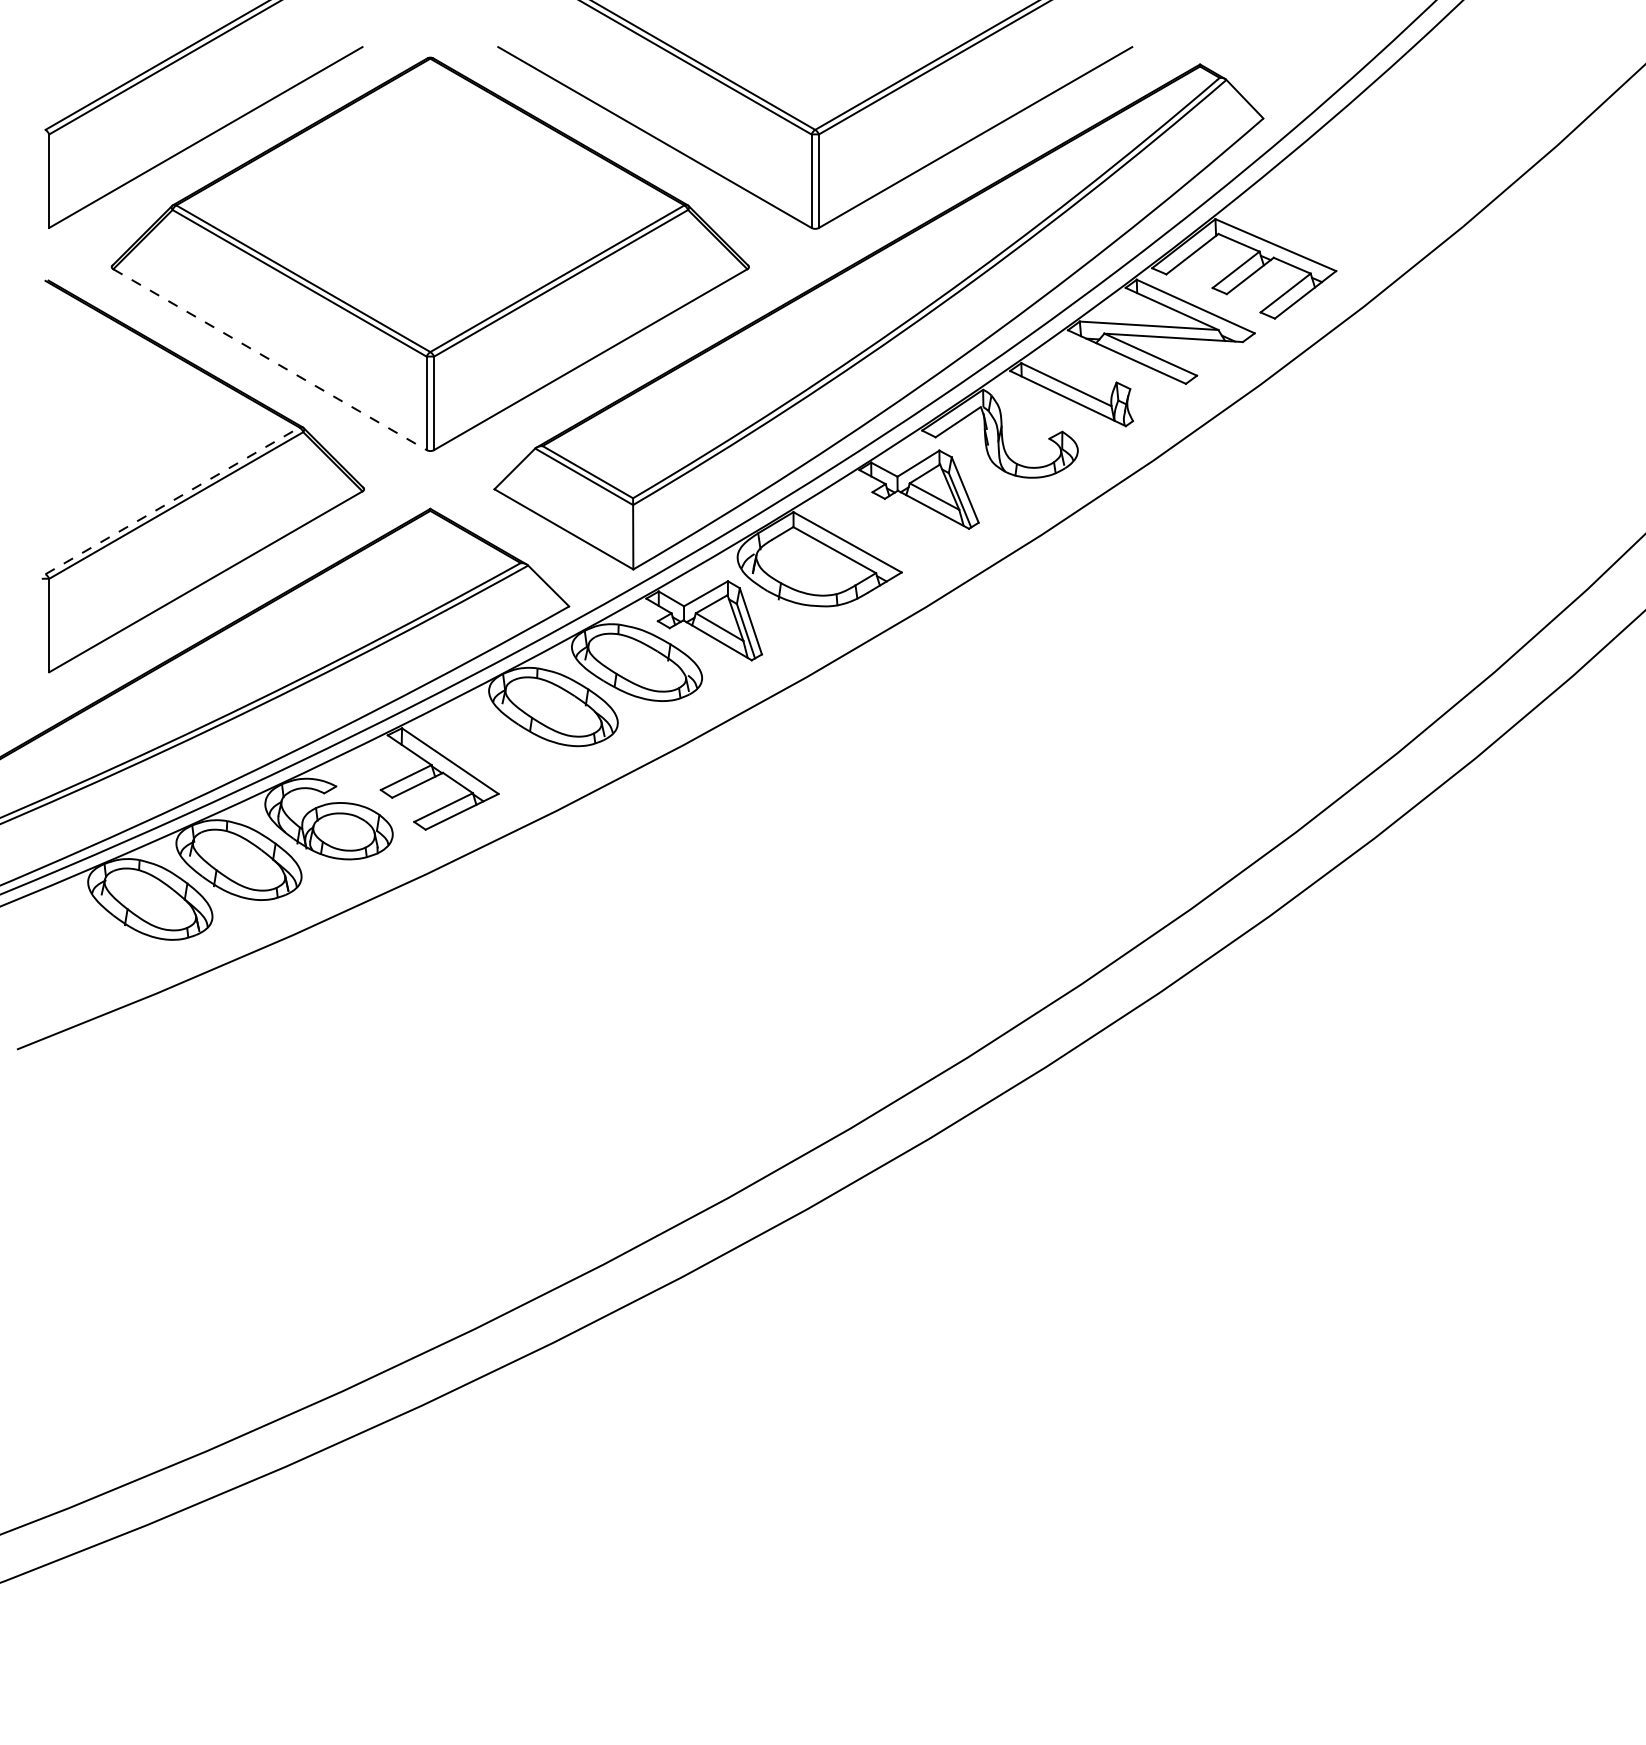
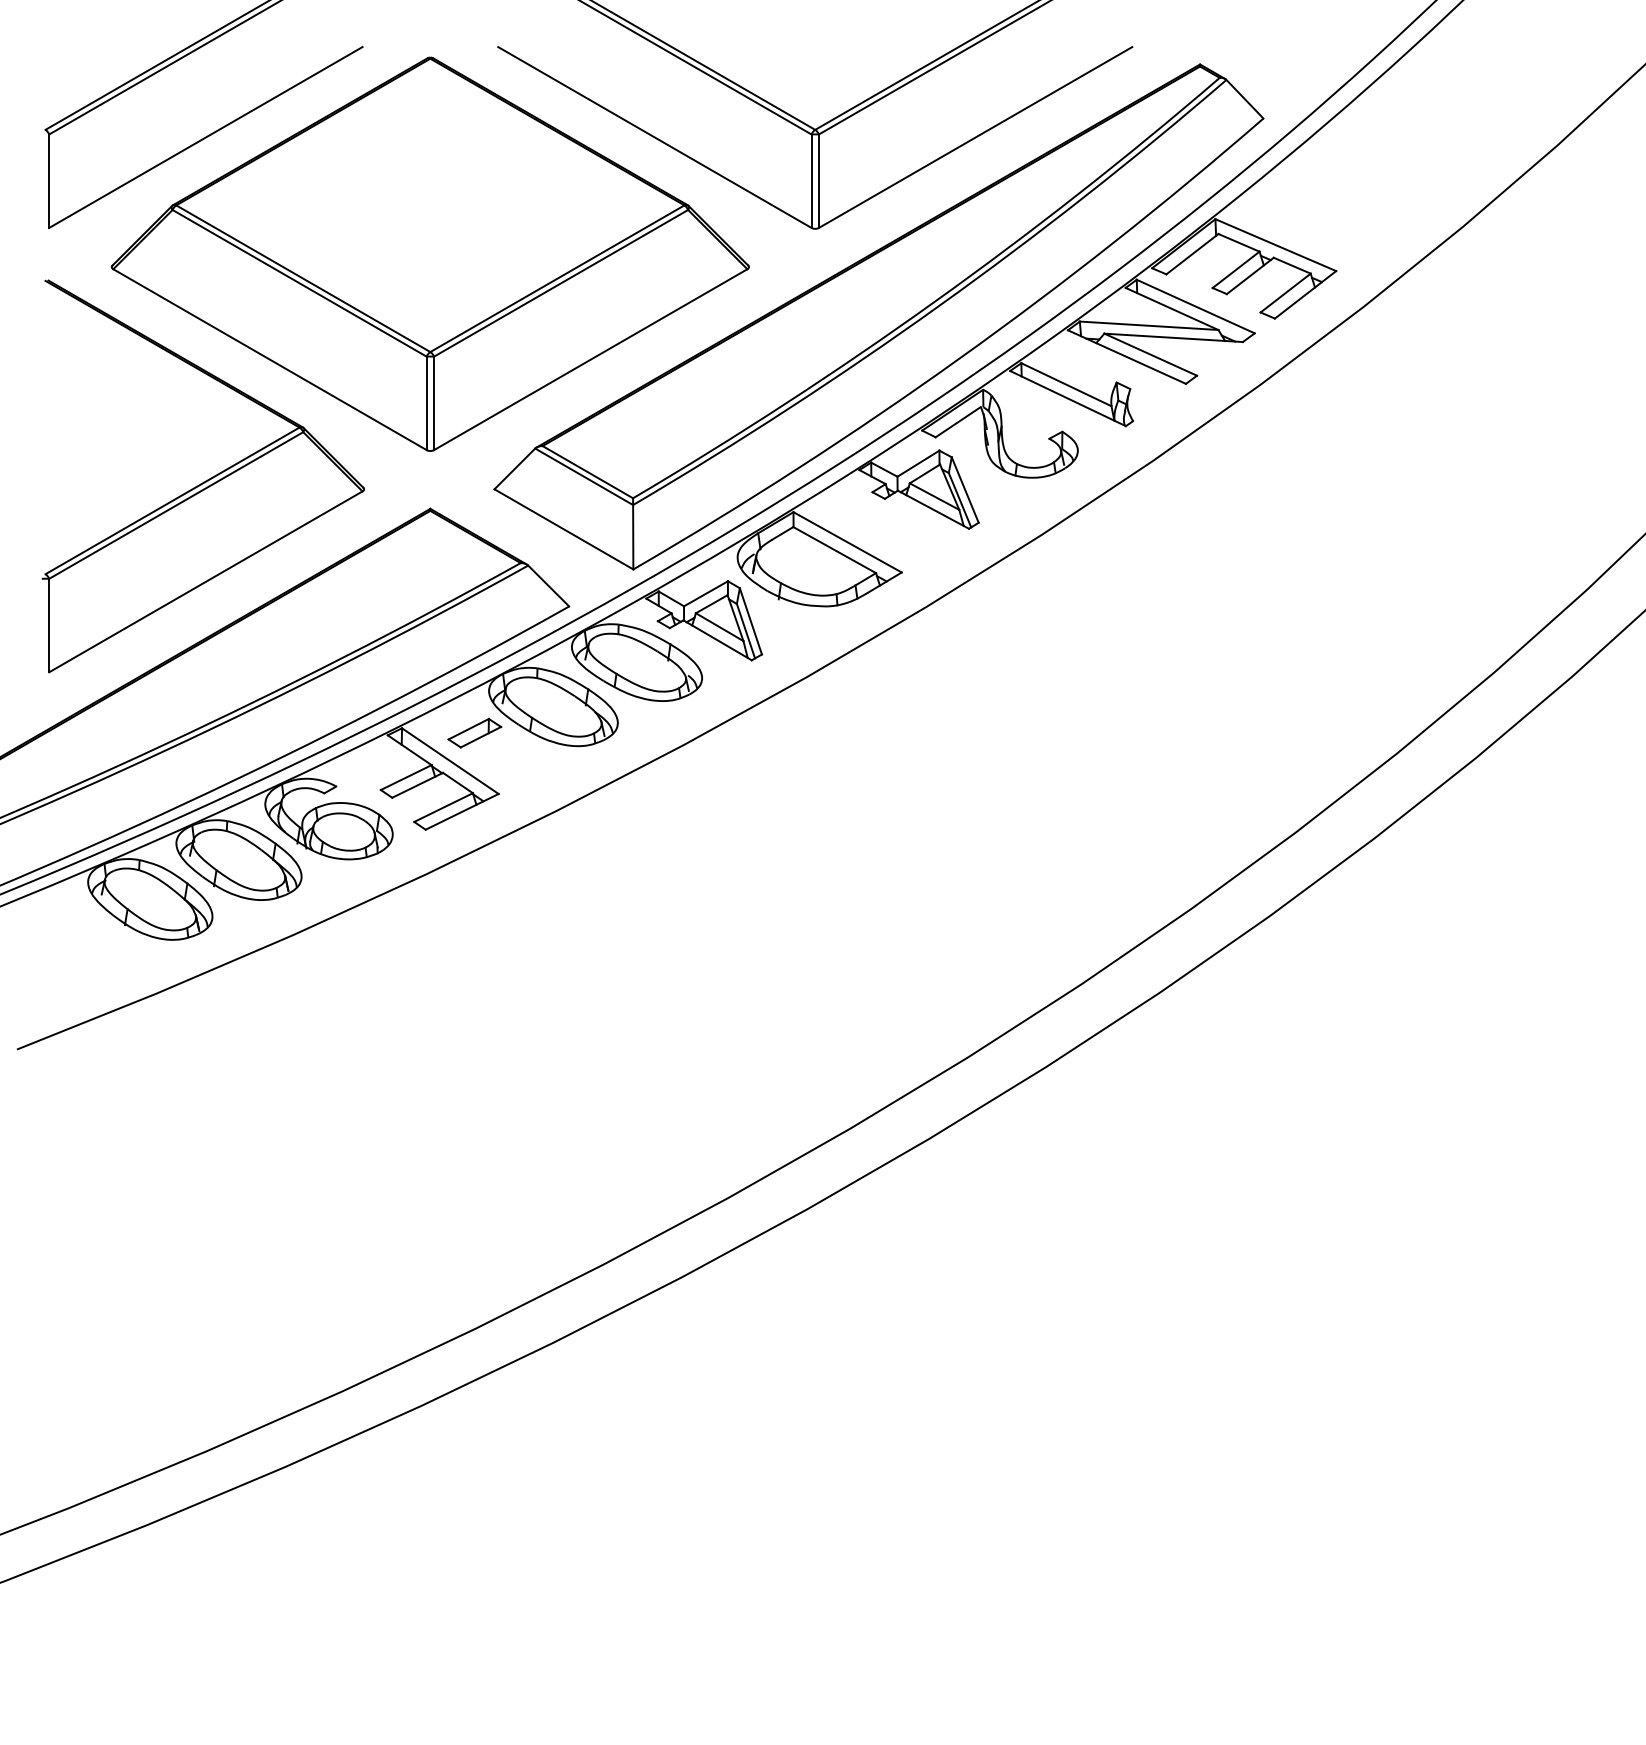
line: dashed -> solid (270, 359)
line: dashed -> solid (172, 500)
part: none -> present (474, 732)
